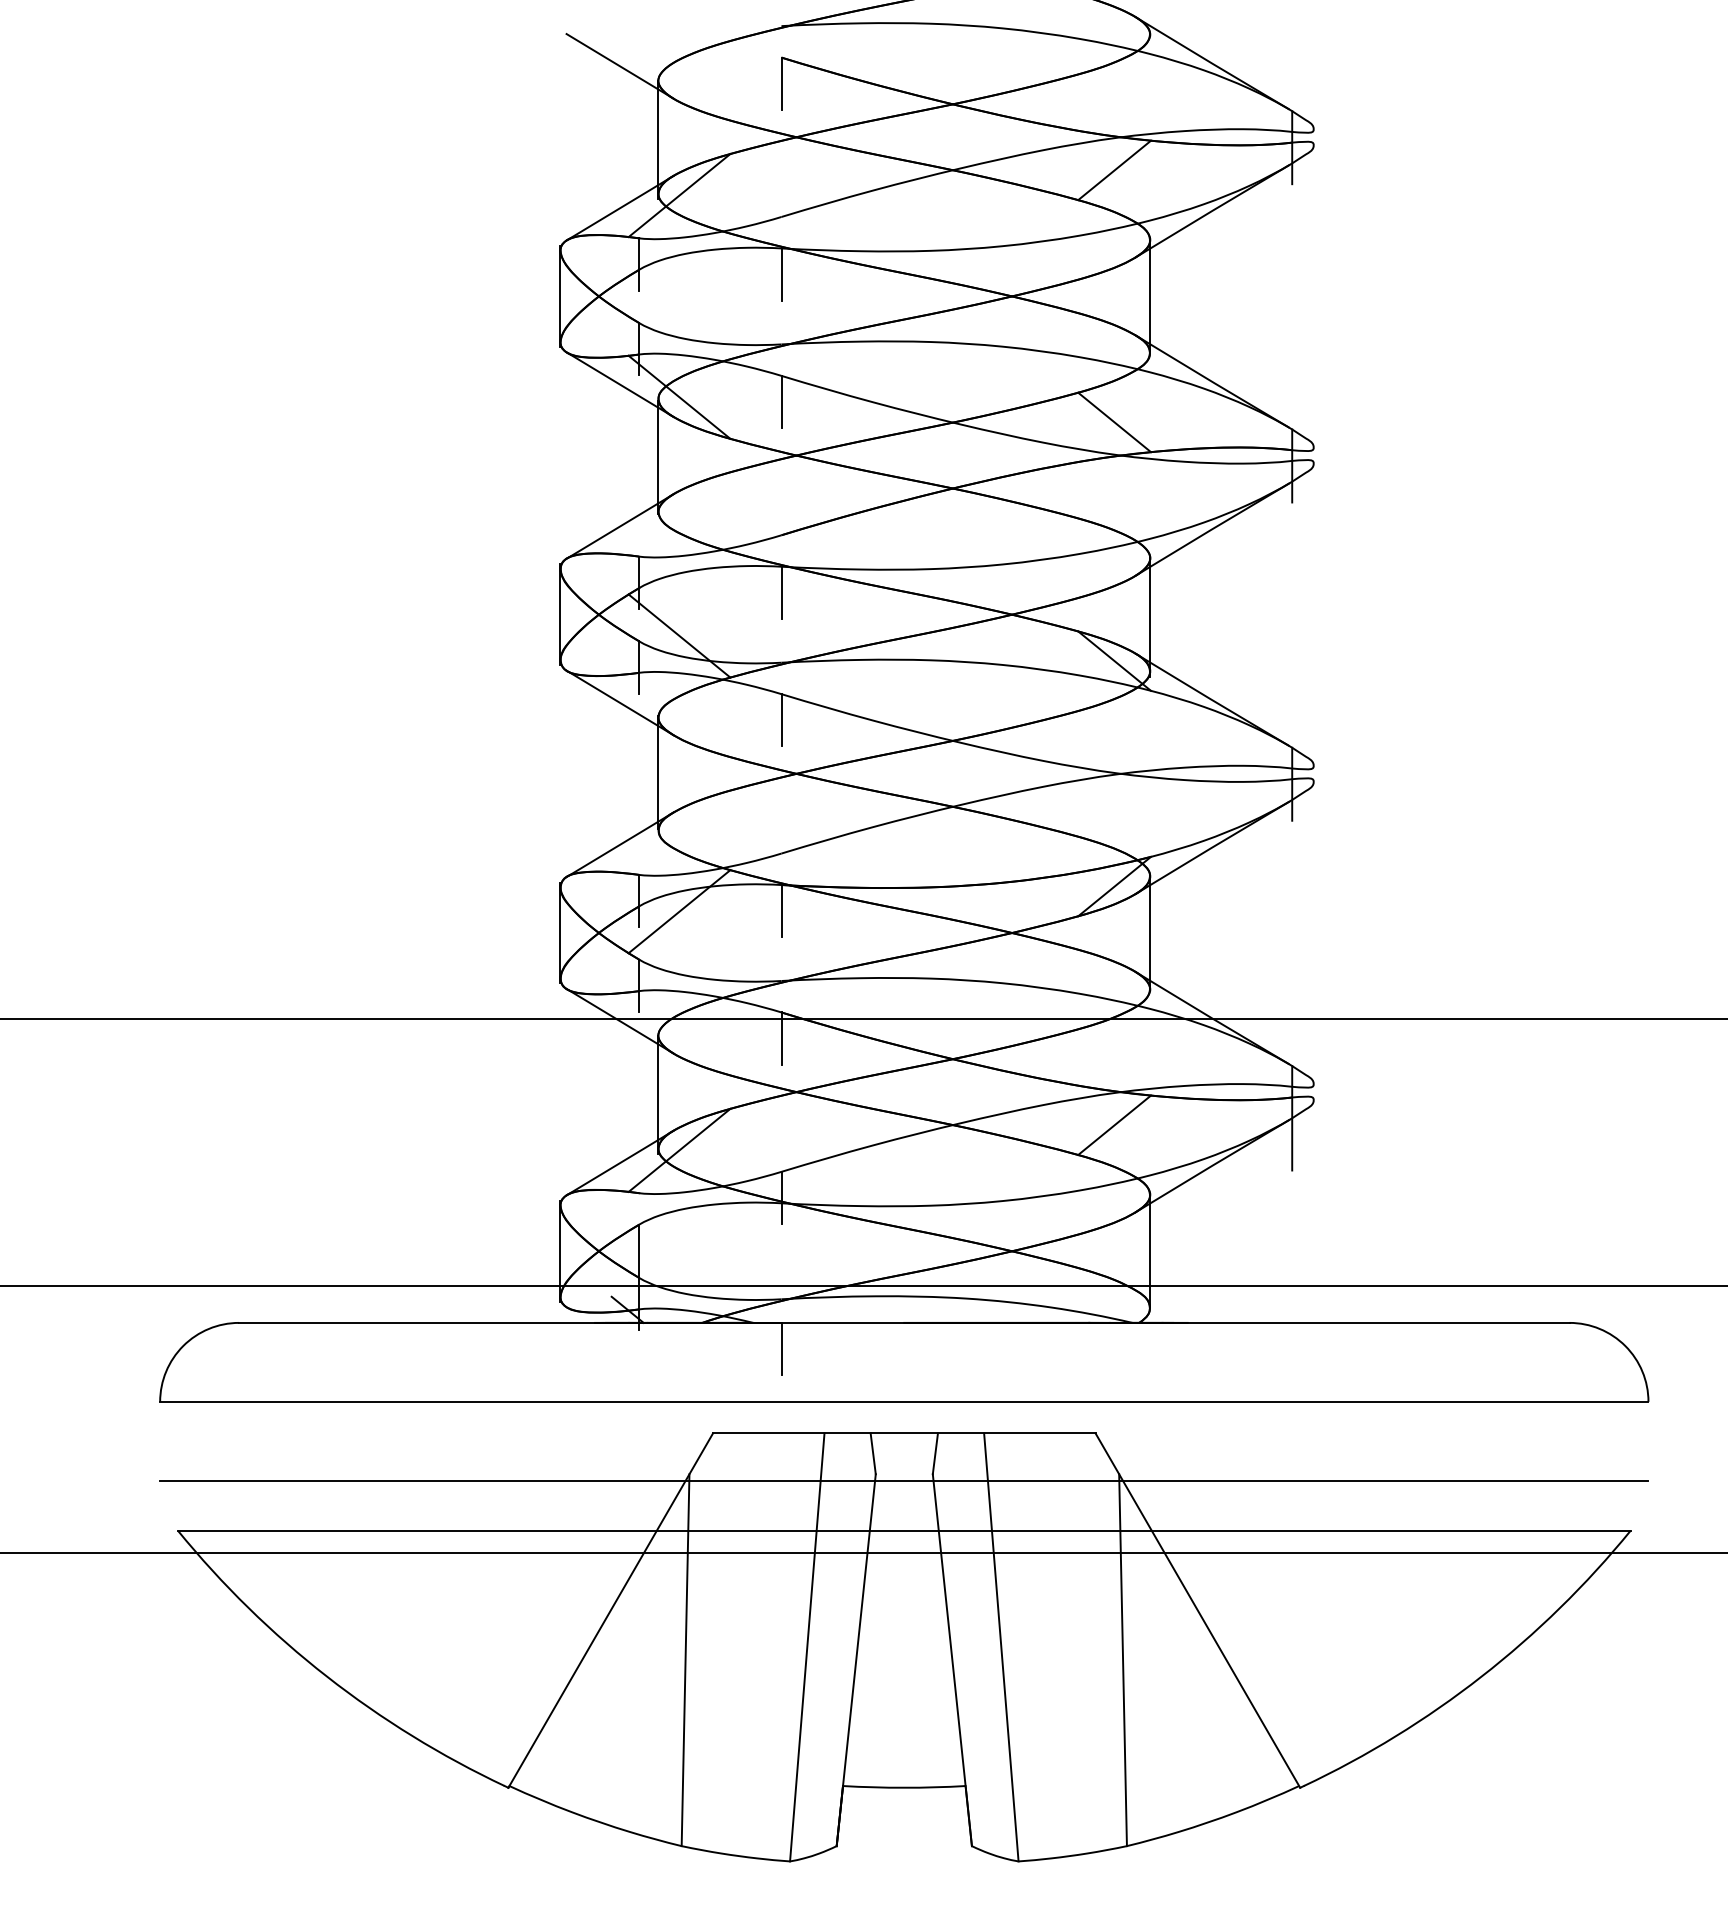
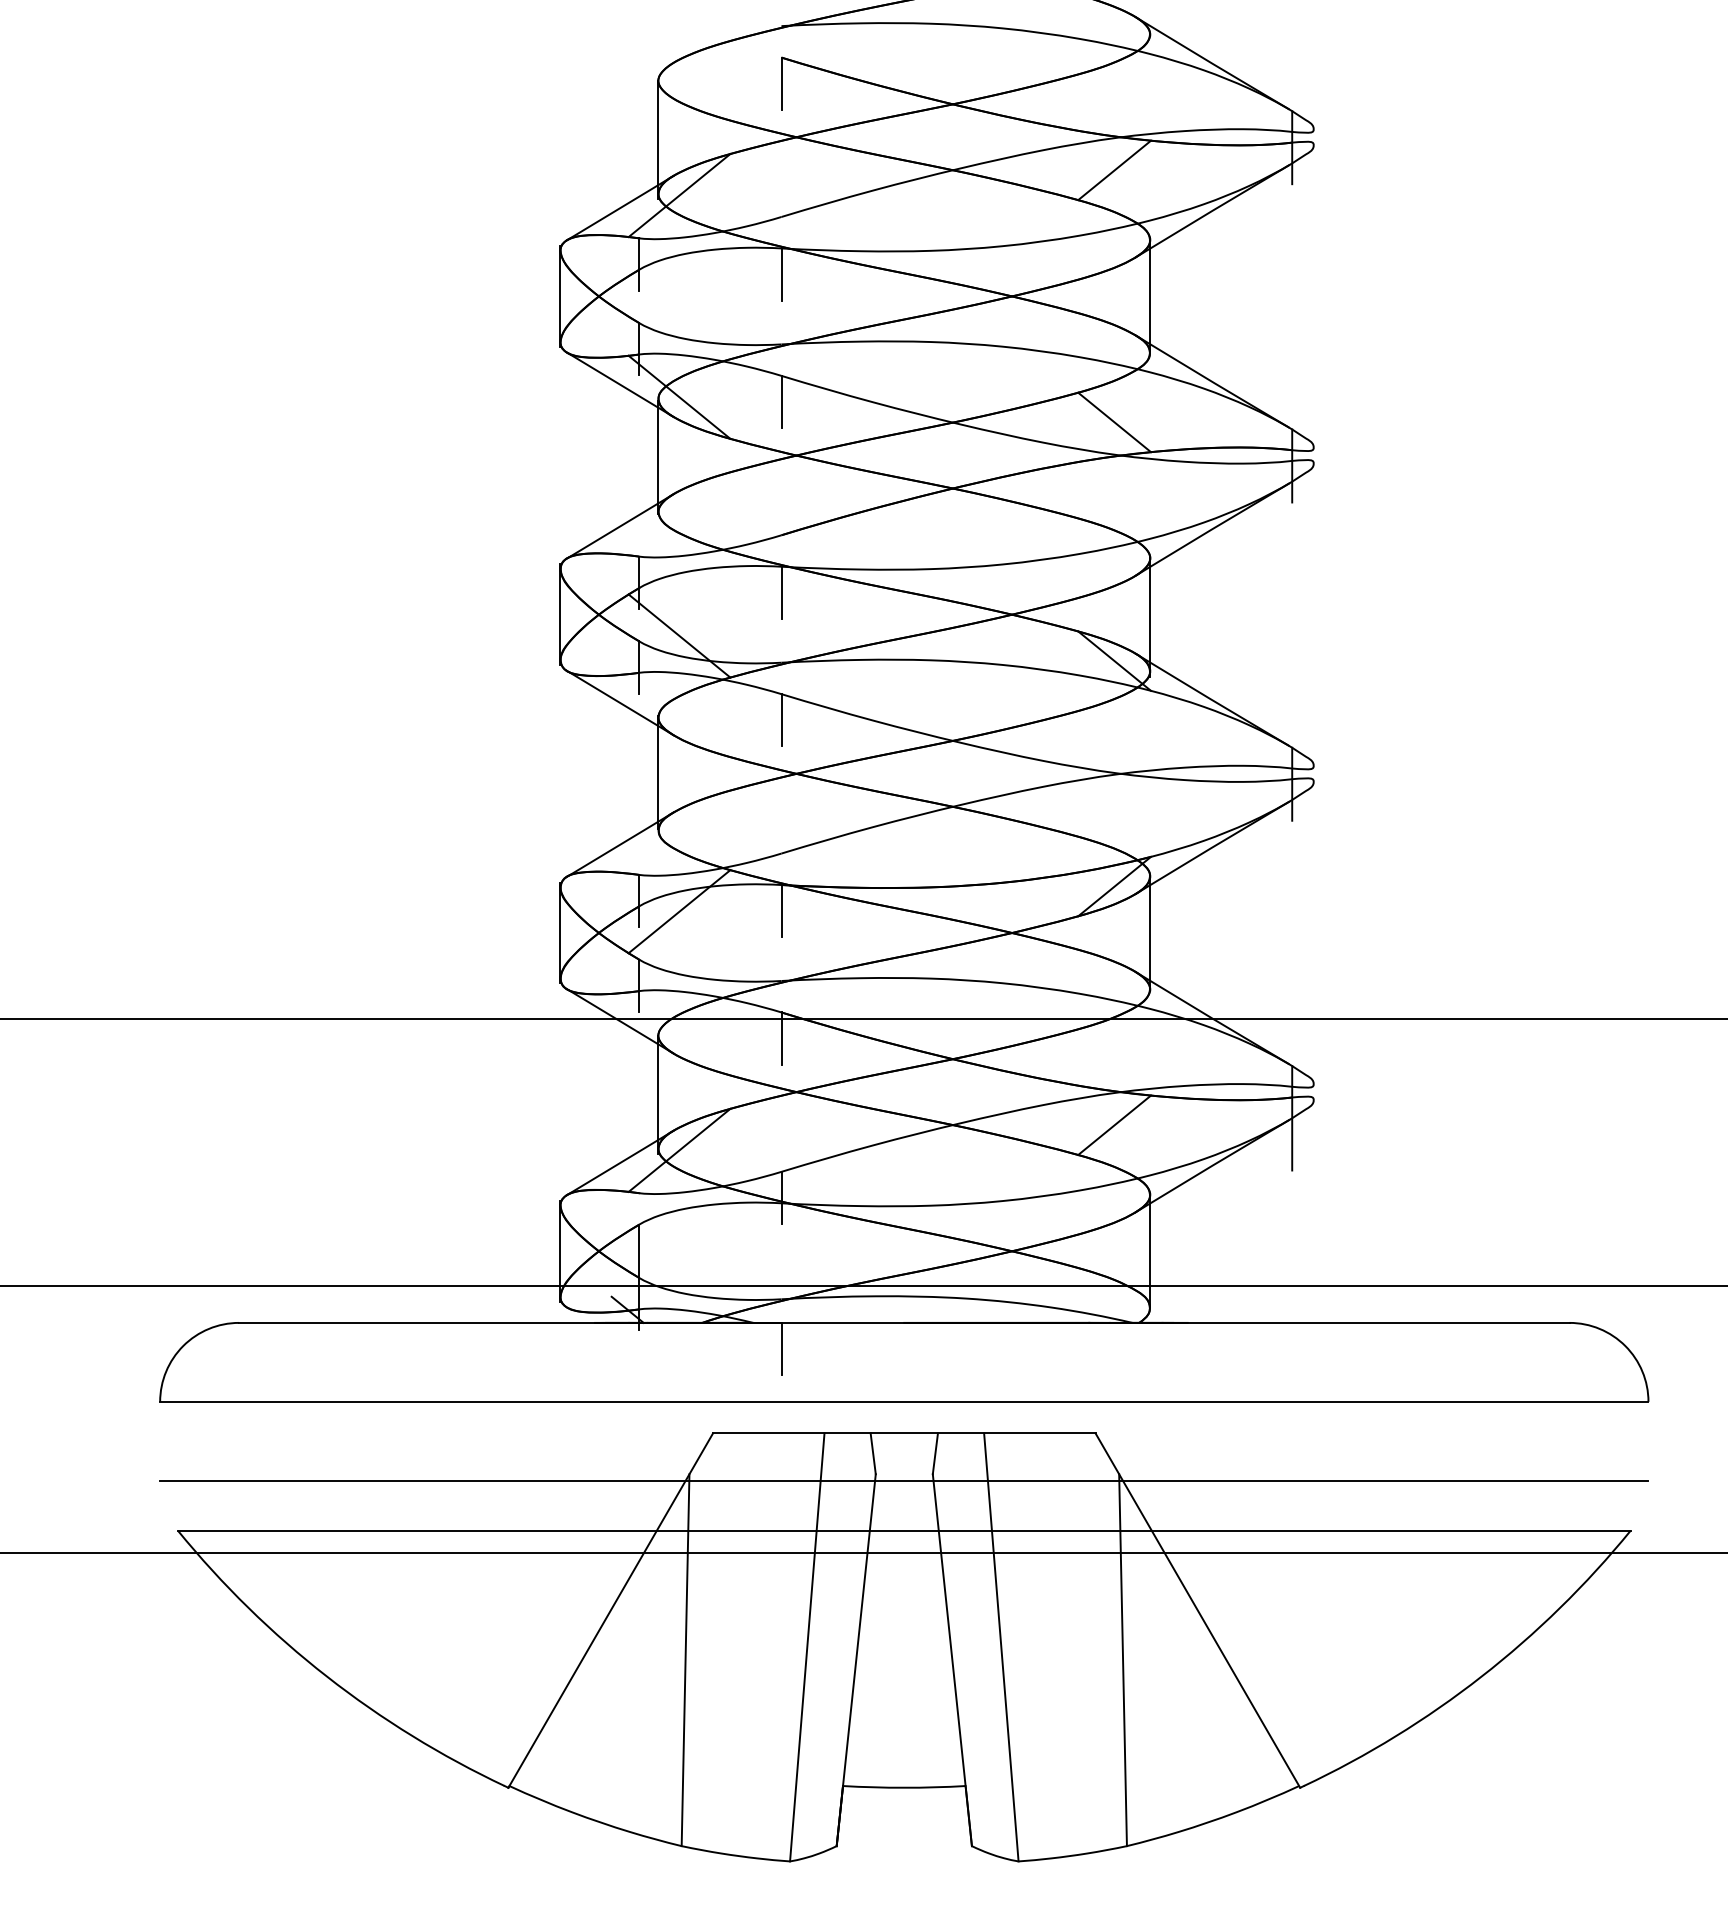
line: present -> none (619, 66)
